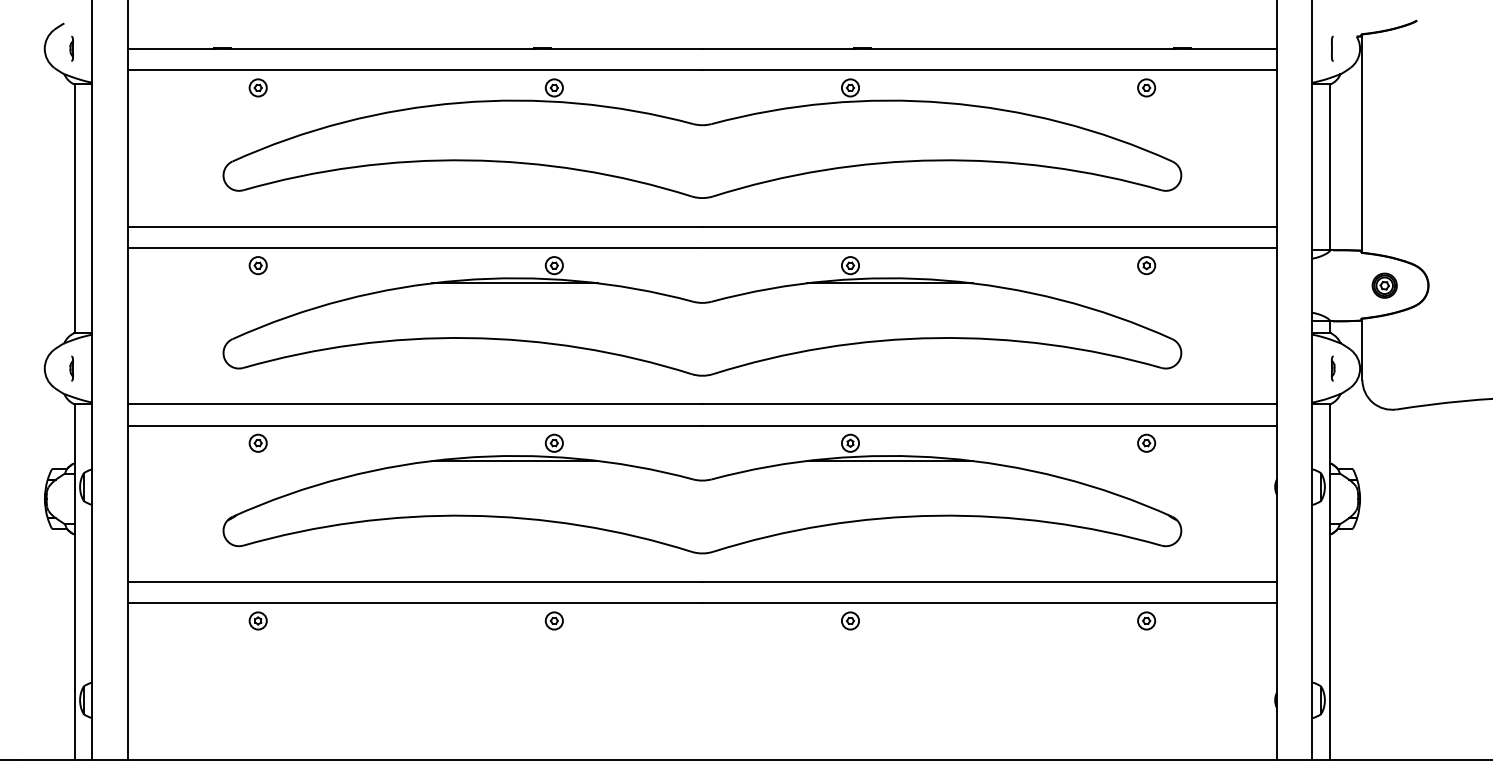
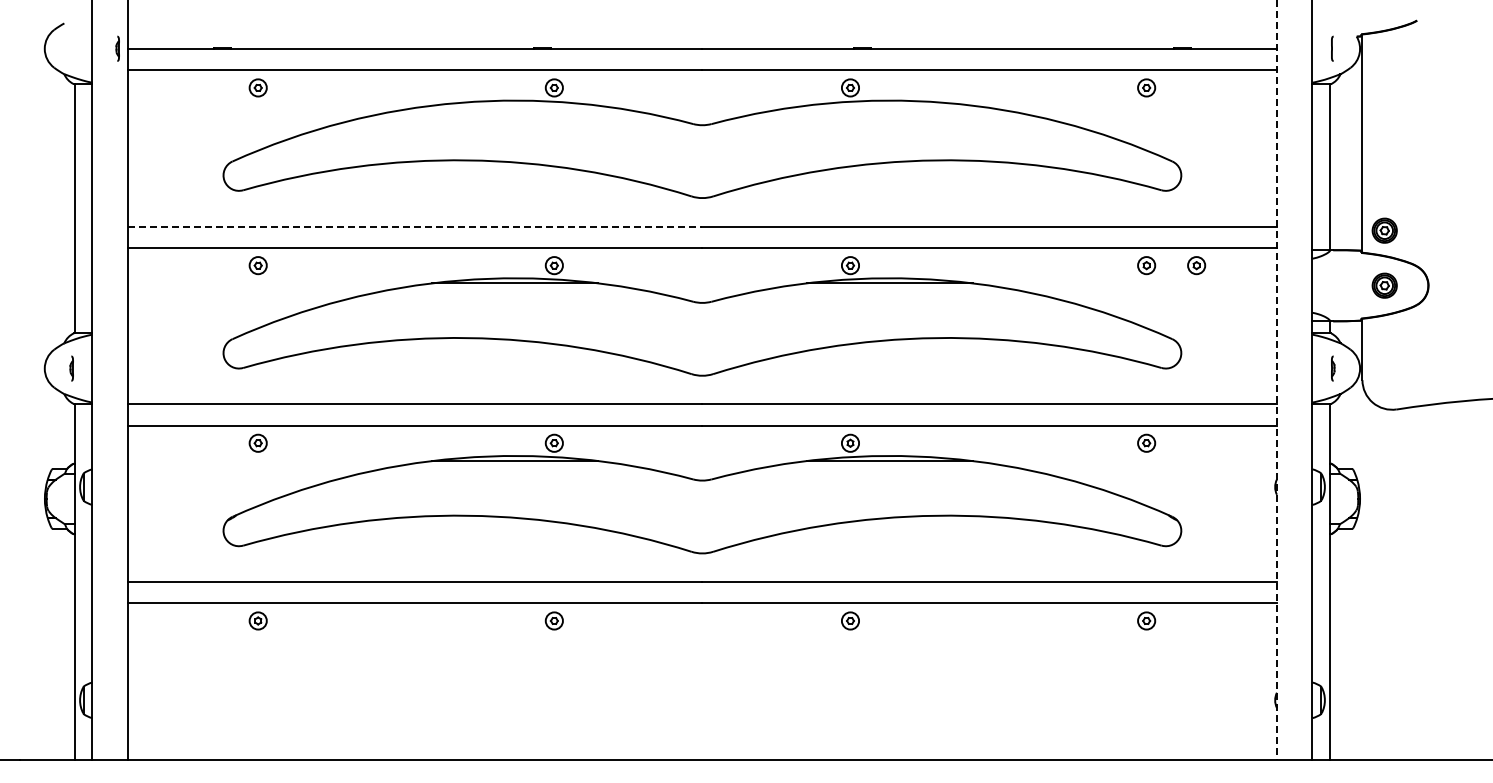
line position: (71, 48) -> (117, 48) (117, 48)
line: solid -> dashed (415, 226)
part: none -> present (1384, 230)
part: none -> present (1196, 265)
line: solid -> dashed (1276, 380)
